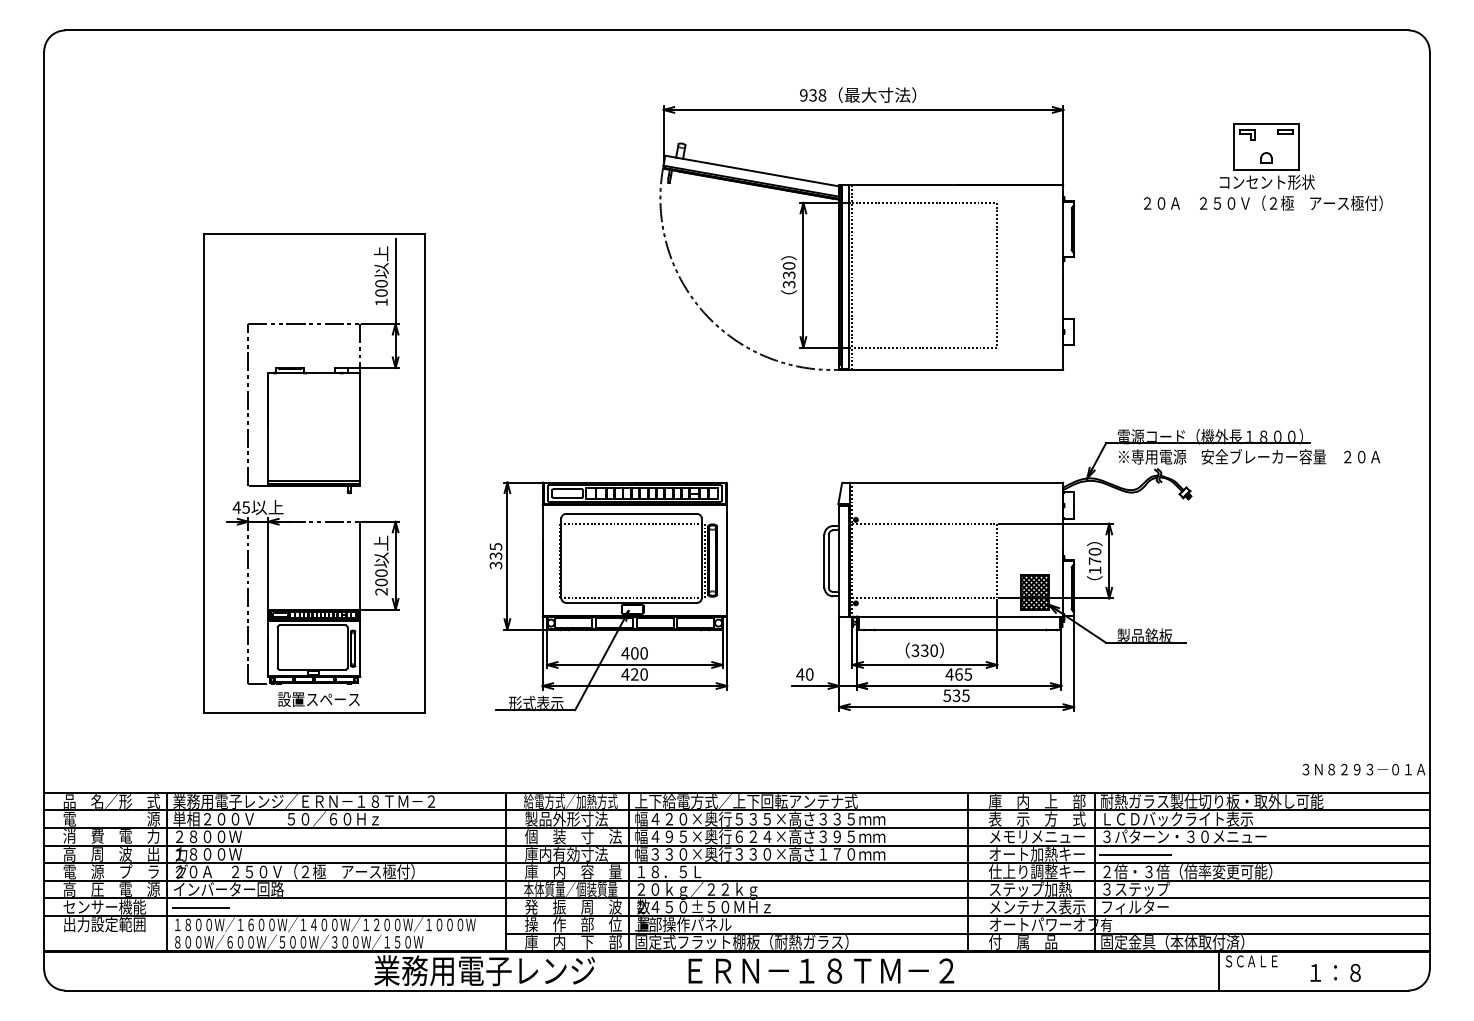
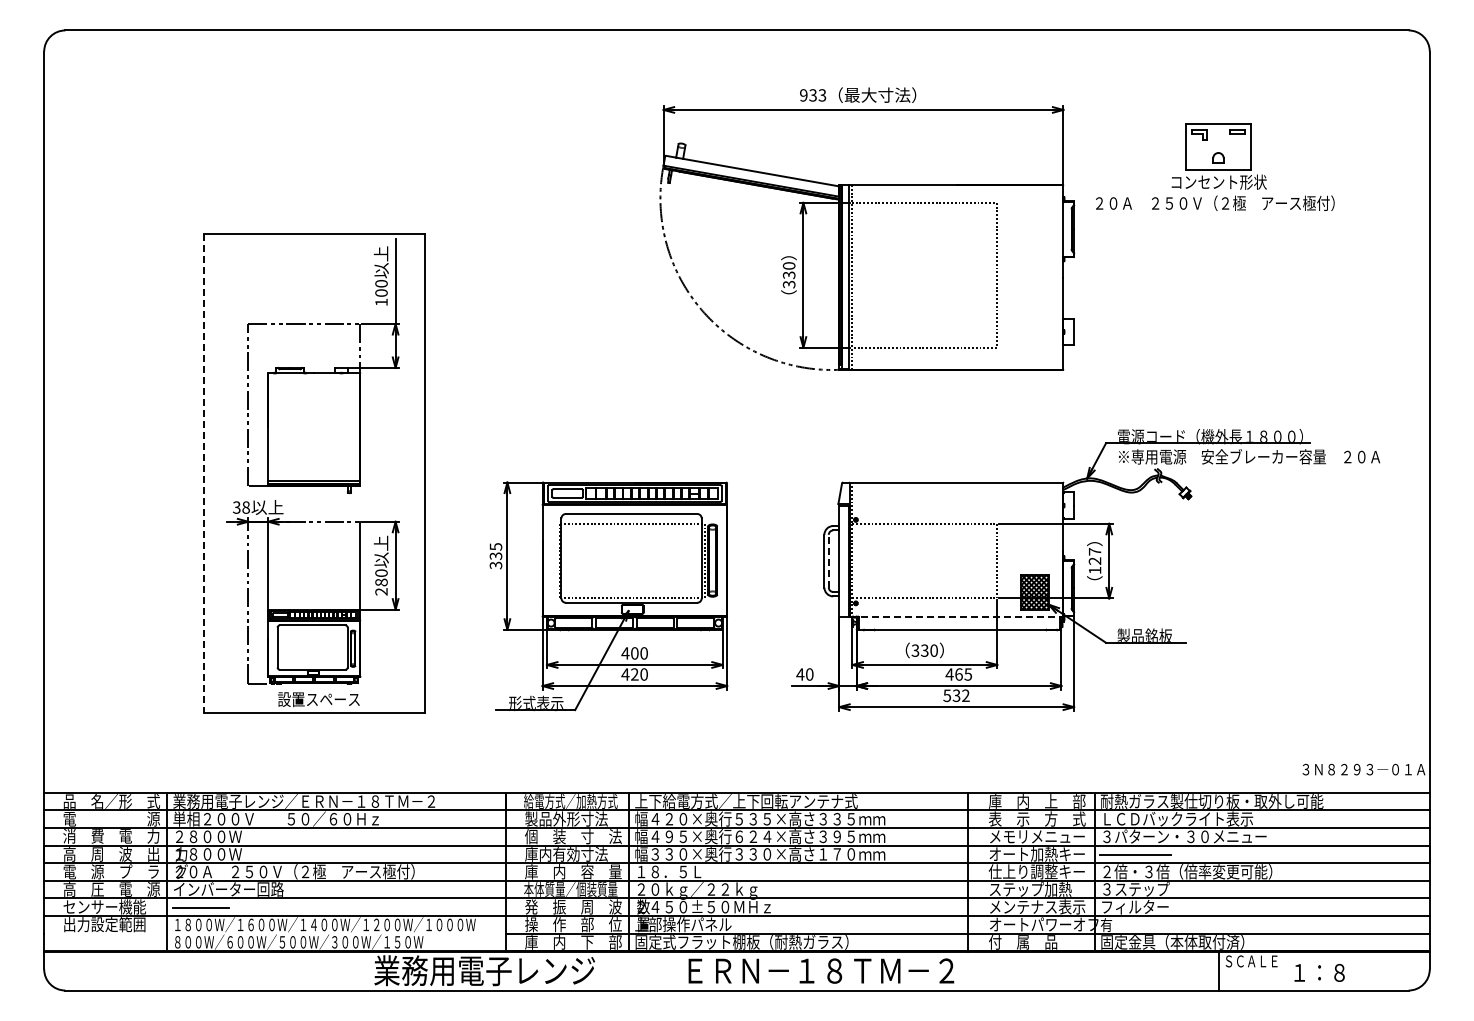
text: 938 -> 933 (822, 95)
part position: (1263, 166) -> (1215, 166) (1215, 166)
line: solid -> dashed (203, 474)
text: 45 -> 38 (240, 507)
text: 170 -> 127 (1094, 556)
line: solid -> dashed (828, 560)
text: 200 -> 280 (381, 582)
line: solid -> dashed (956, 616)
text: 535 -> 532 (965, 695)
text position: (1335, 972) -> (1319, 972) (1319, 972)
